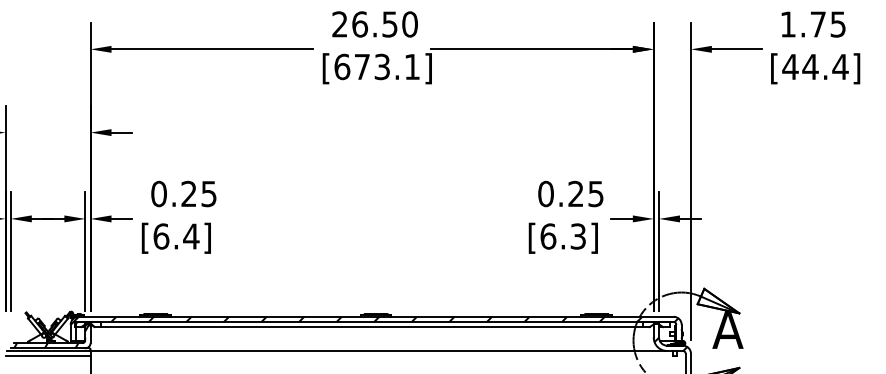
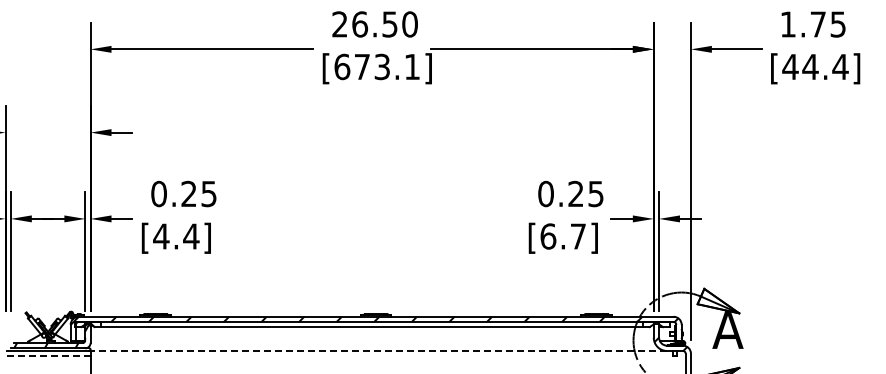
text: [6.4] -> [4.4] (161, 236)
text: [6.3] -> [6.7] (577, 236)
line: solid -> dashed (378, 350)
line: solid -> dashed (48, 356)
